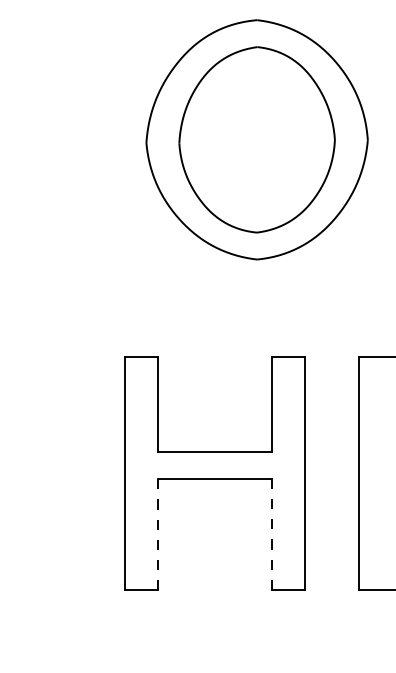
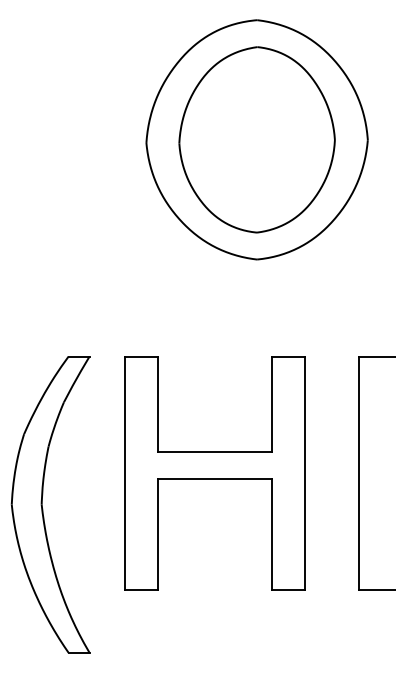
part: none -> present (42, 504)
line: dashed -> solid (272, 534)
line: dashed -> solid (158, 535)
